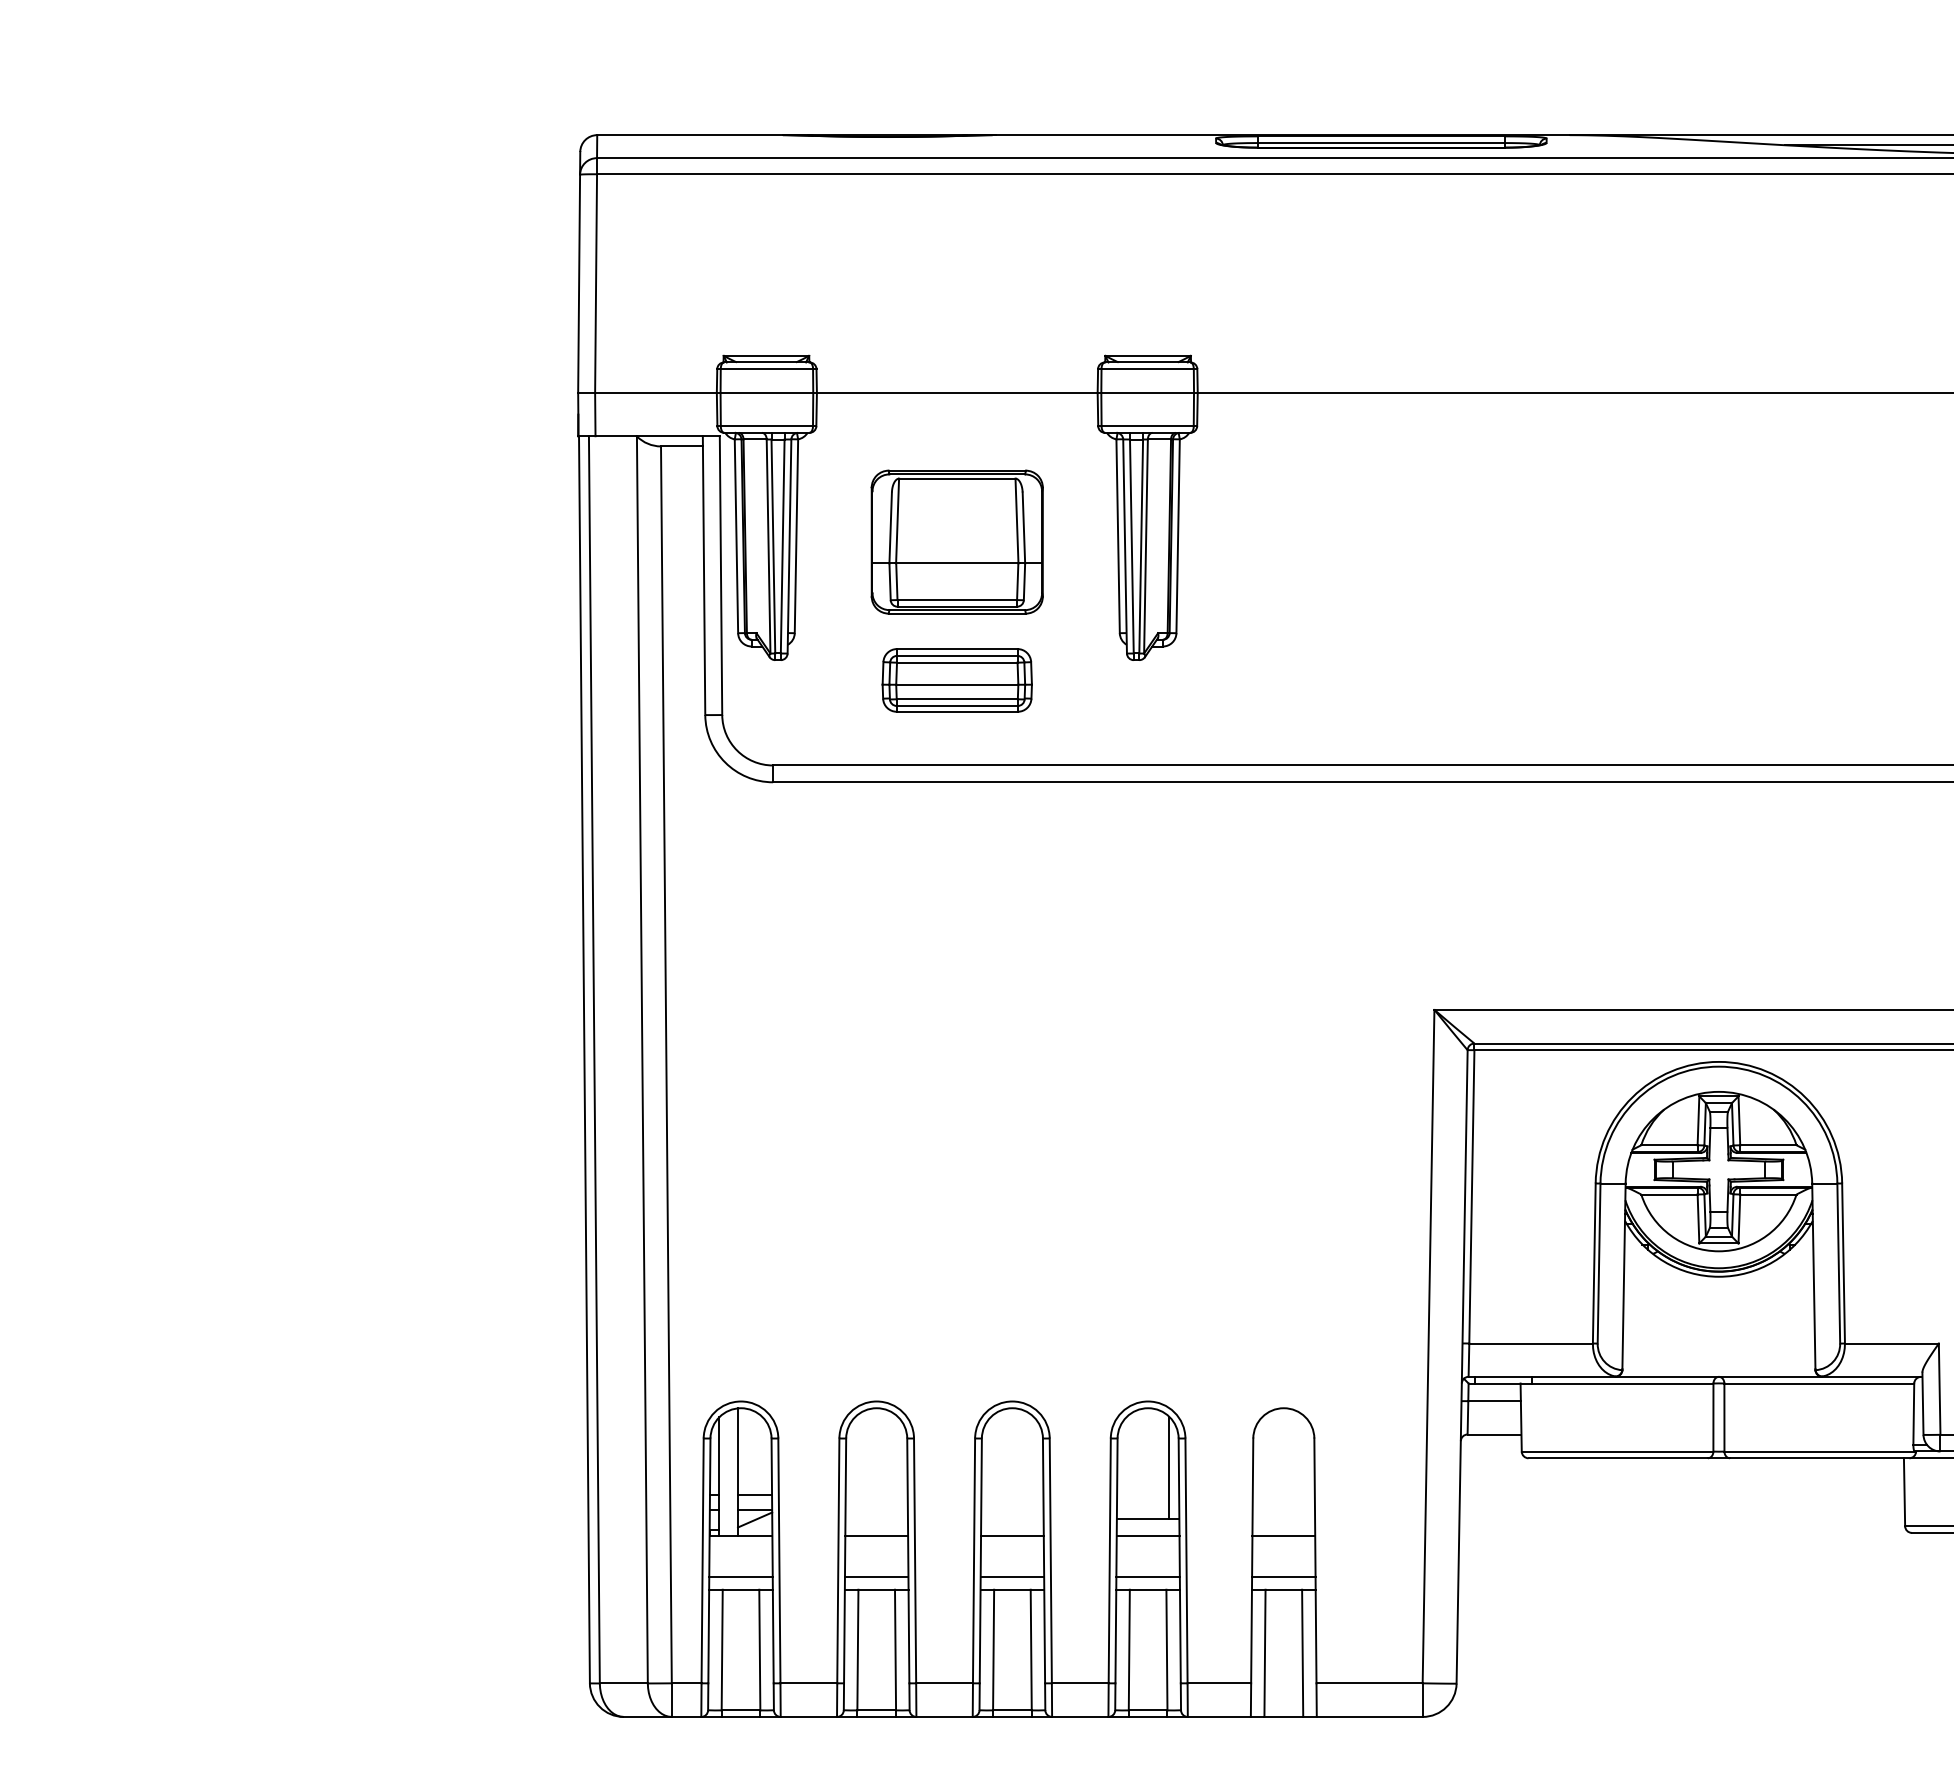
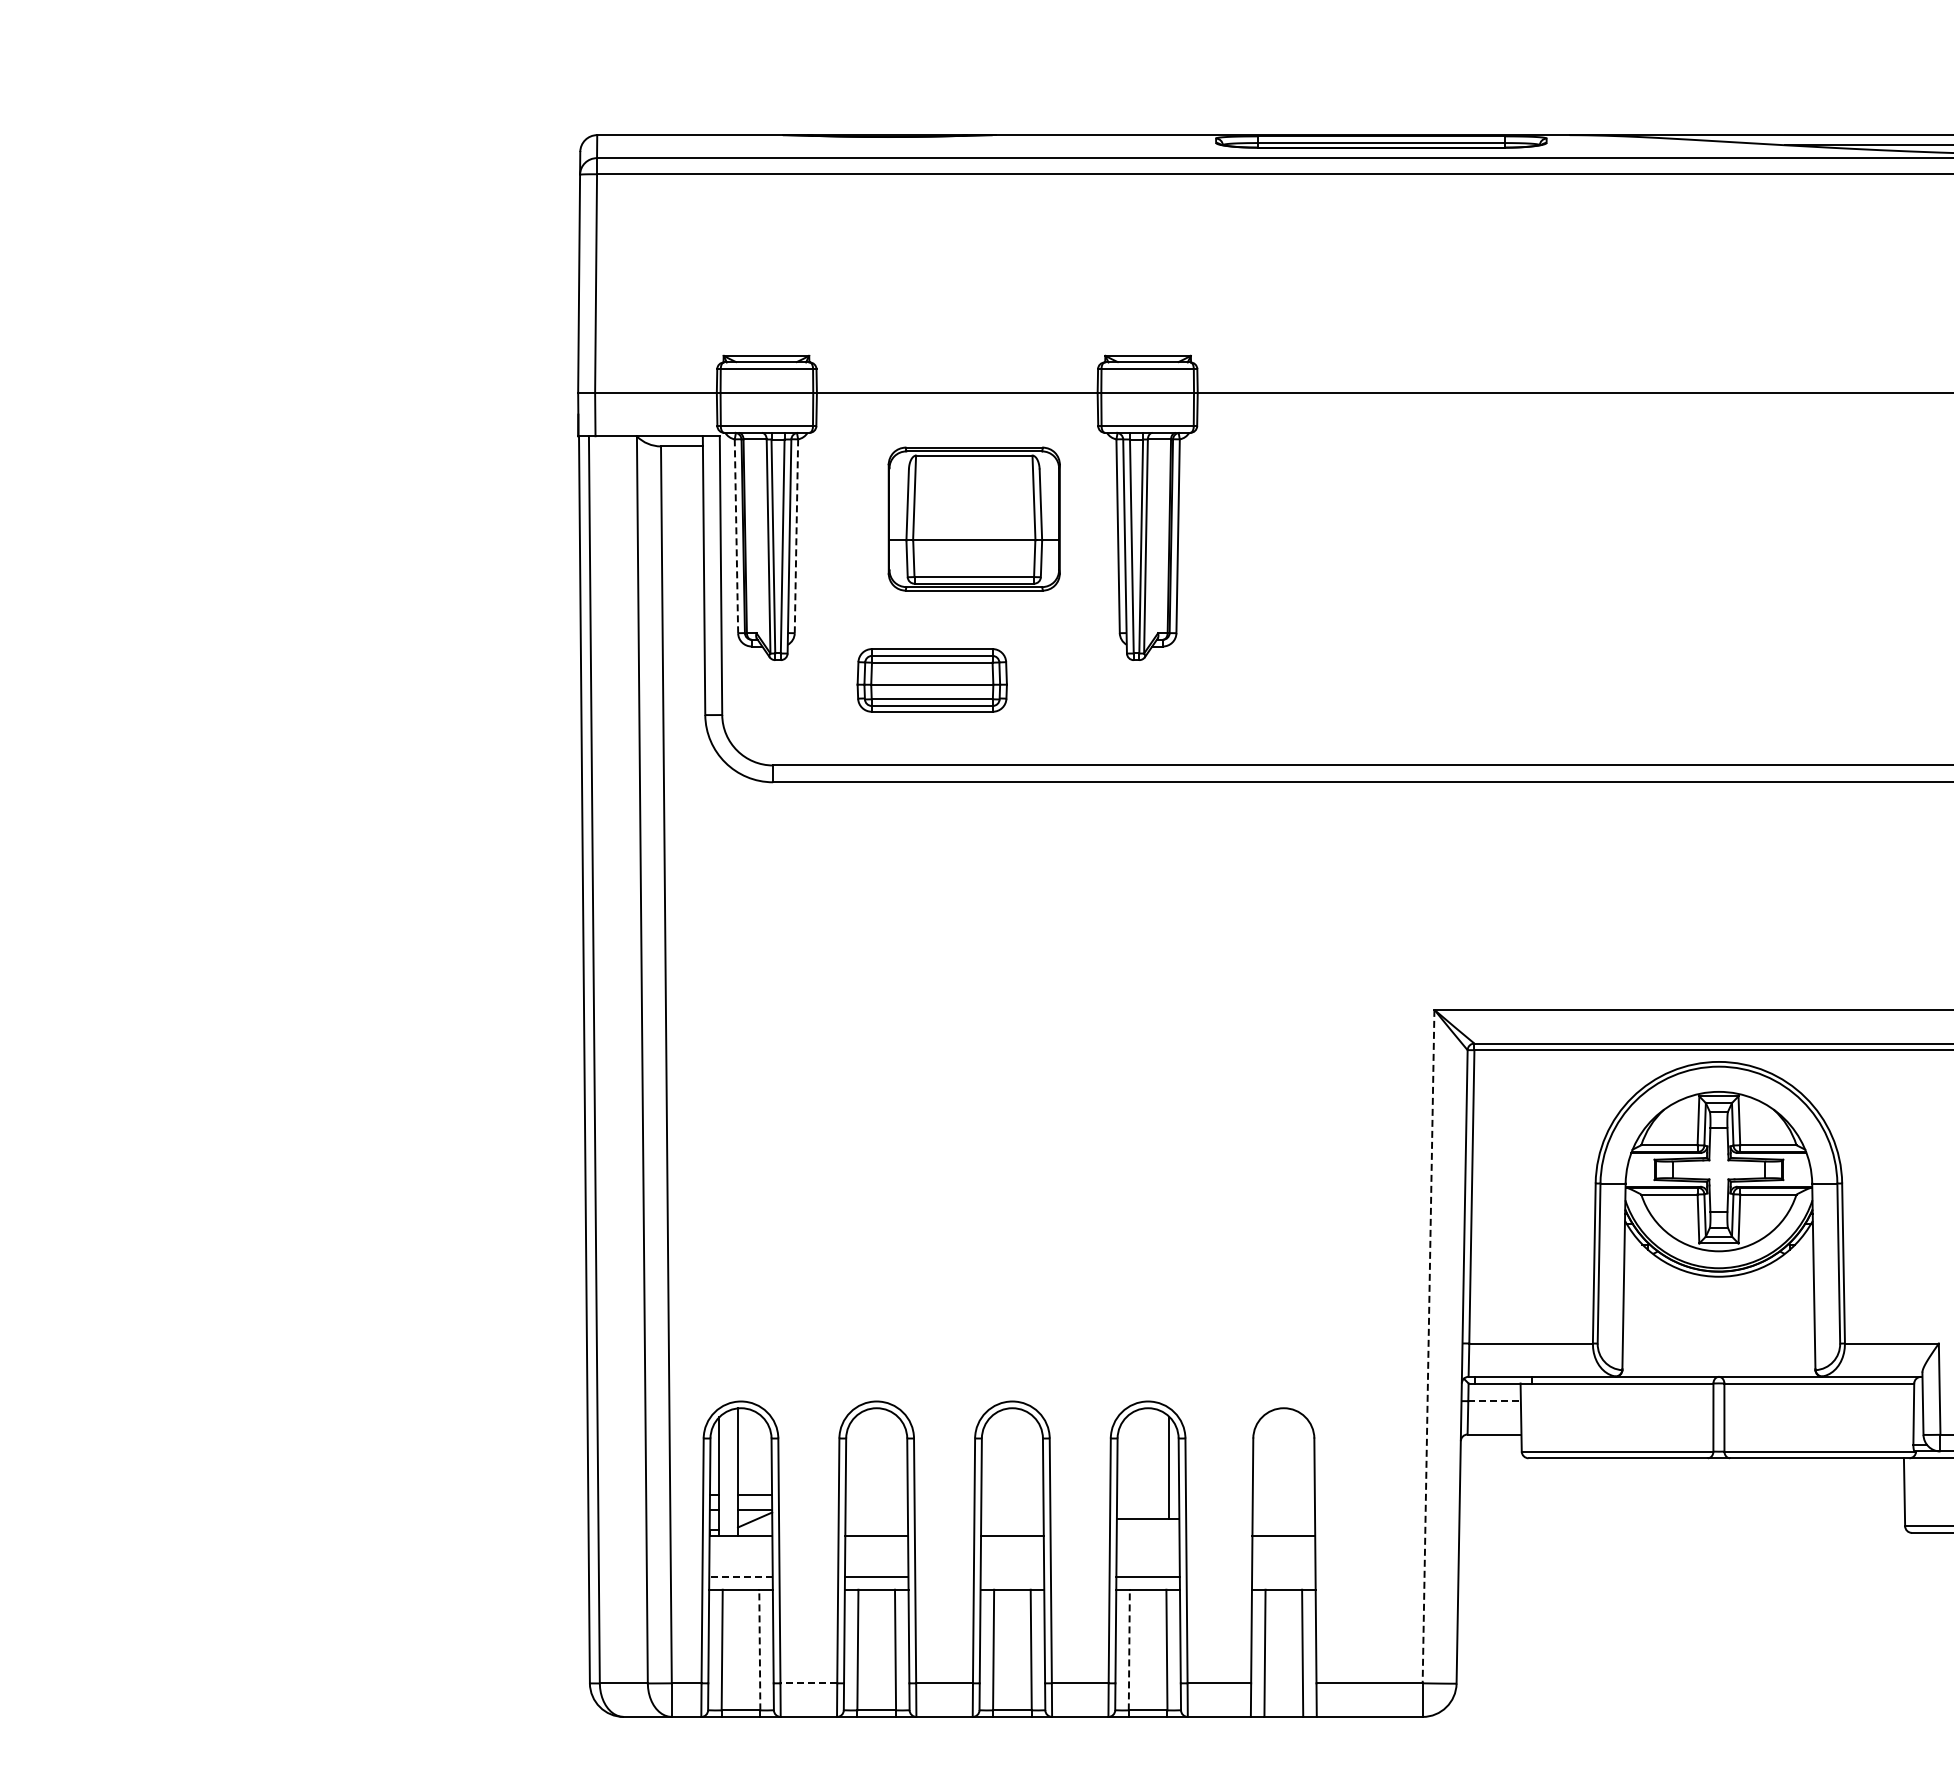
line: solid -> dashed (736, 536)
line: solid -> dashed (796, 536)
part position: (956, 541) -> (973, 518) (973, 518)
part position: (956, 680) -> (931, 680) (931, 680)
line: solid -> dashed (1428, 1346)
line: solid -> dashed (1495, 1401)
line: present -> none (1147, 1536)
line: solid -> dashed (741, 1577)
line: present -> none (1012, 1577)
line: present -> none (1283, 1577)
line: solid -> dashed (759, 1649)
line: solid -> dashed (1129, 1649)
line: solid -> dashed (808, 1683)
